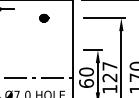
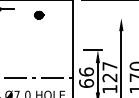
part position: (44, 17) -> (39, 14) (39, 14)
line: present -> none (104, 18)
text: 60 -> 66 (86, 71)
